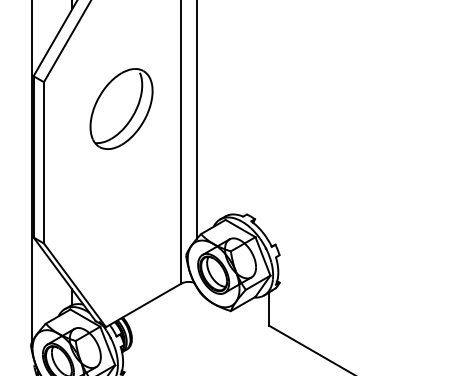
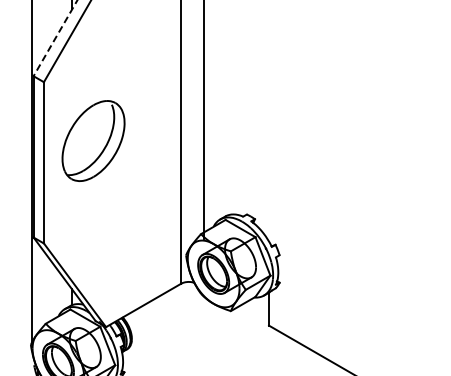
line: solid -> dashed (55, 38)
part position: (121, 108) -> (93, 140) (93, 140)
line position: (196, 120) -> (203, 120) (203, 120)
